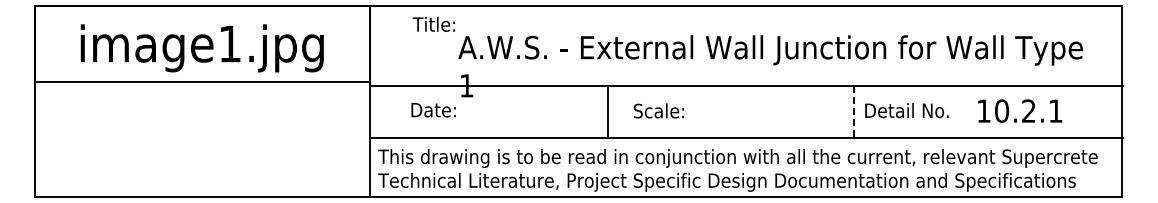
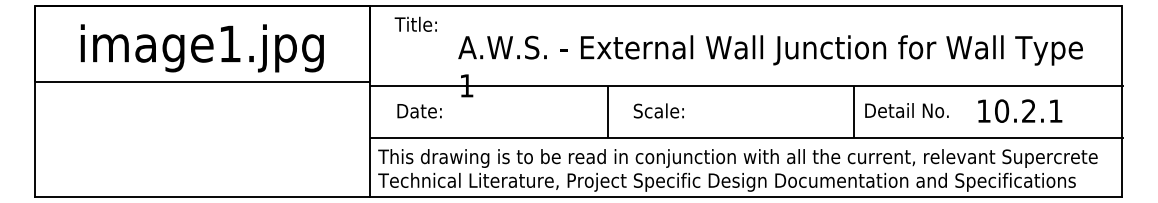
text position: (433, 23) -> (415, 23) (415, 23)
text position: (433, 110) -> (419, 111) (419, 111)
line: dashed -> solid (854, 111)
